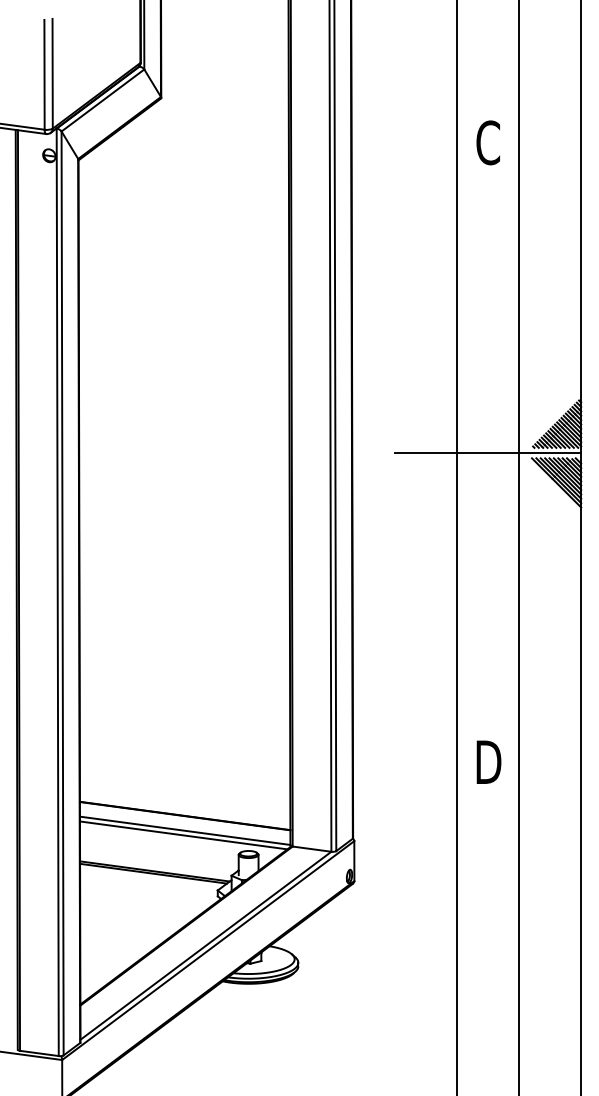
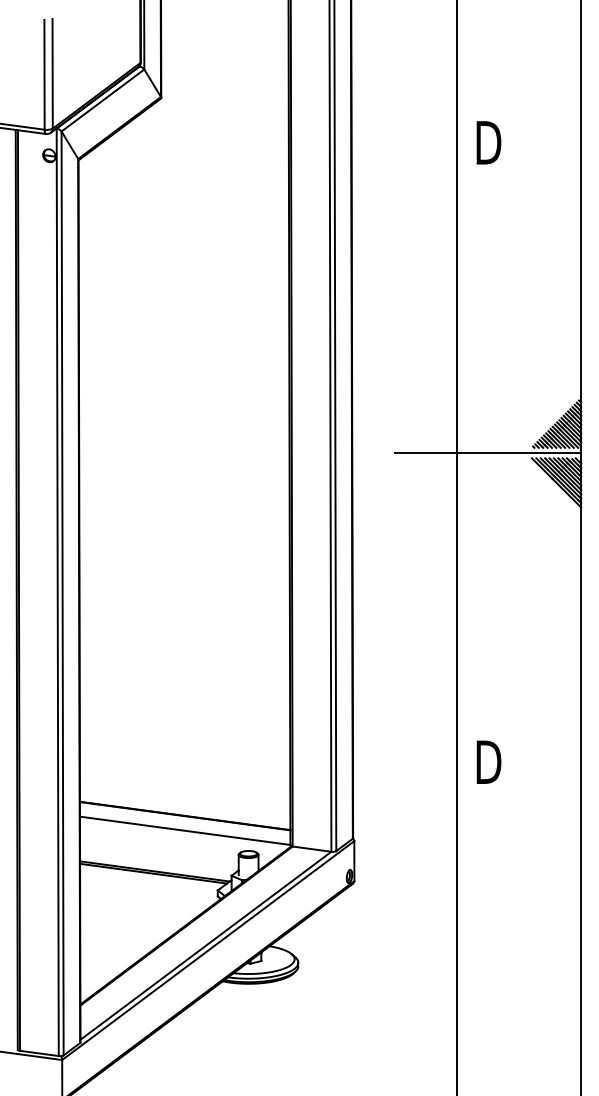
text: C -> D (488, 142)
line: present -> none (519, 547)
line: present -> none (183, 835)
